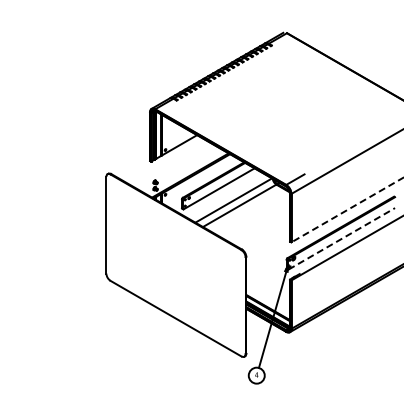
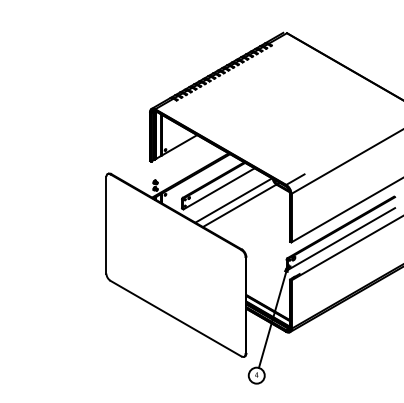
line: dashed -> solid (347, 210)
line: dashed -> solid (342, 238)
